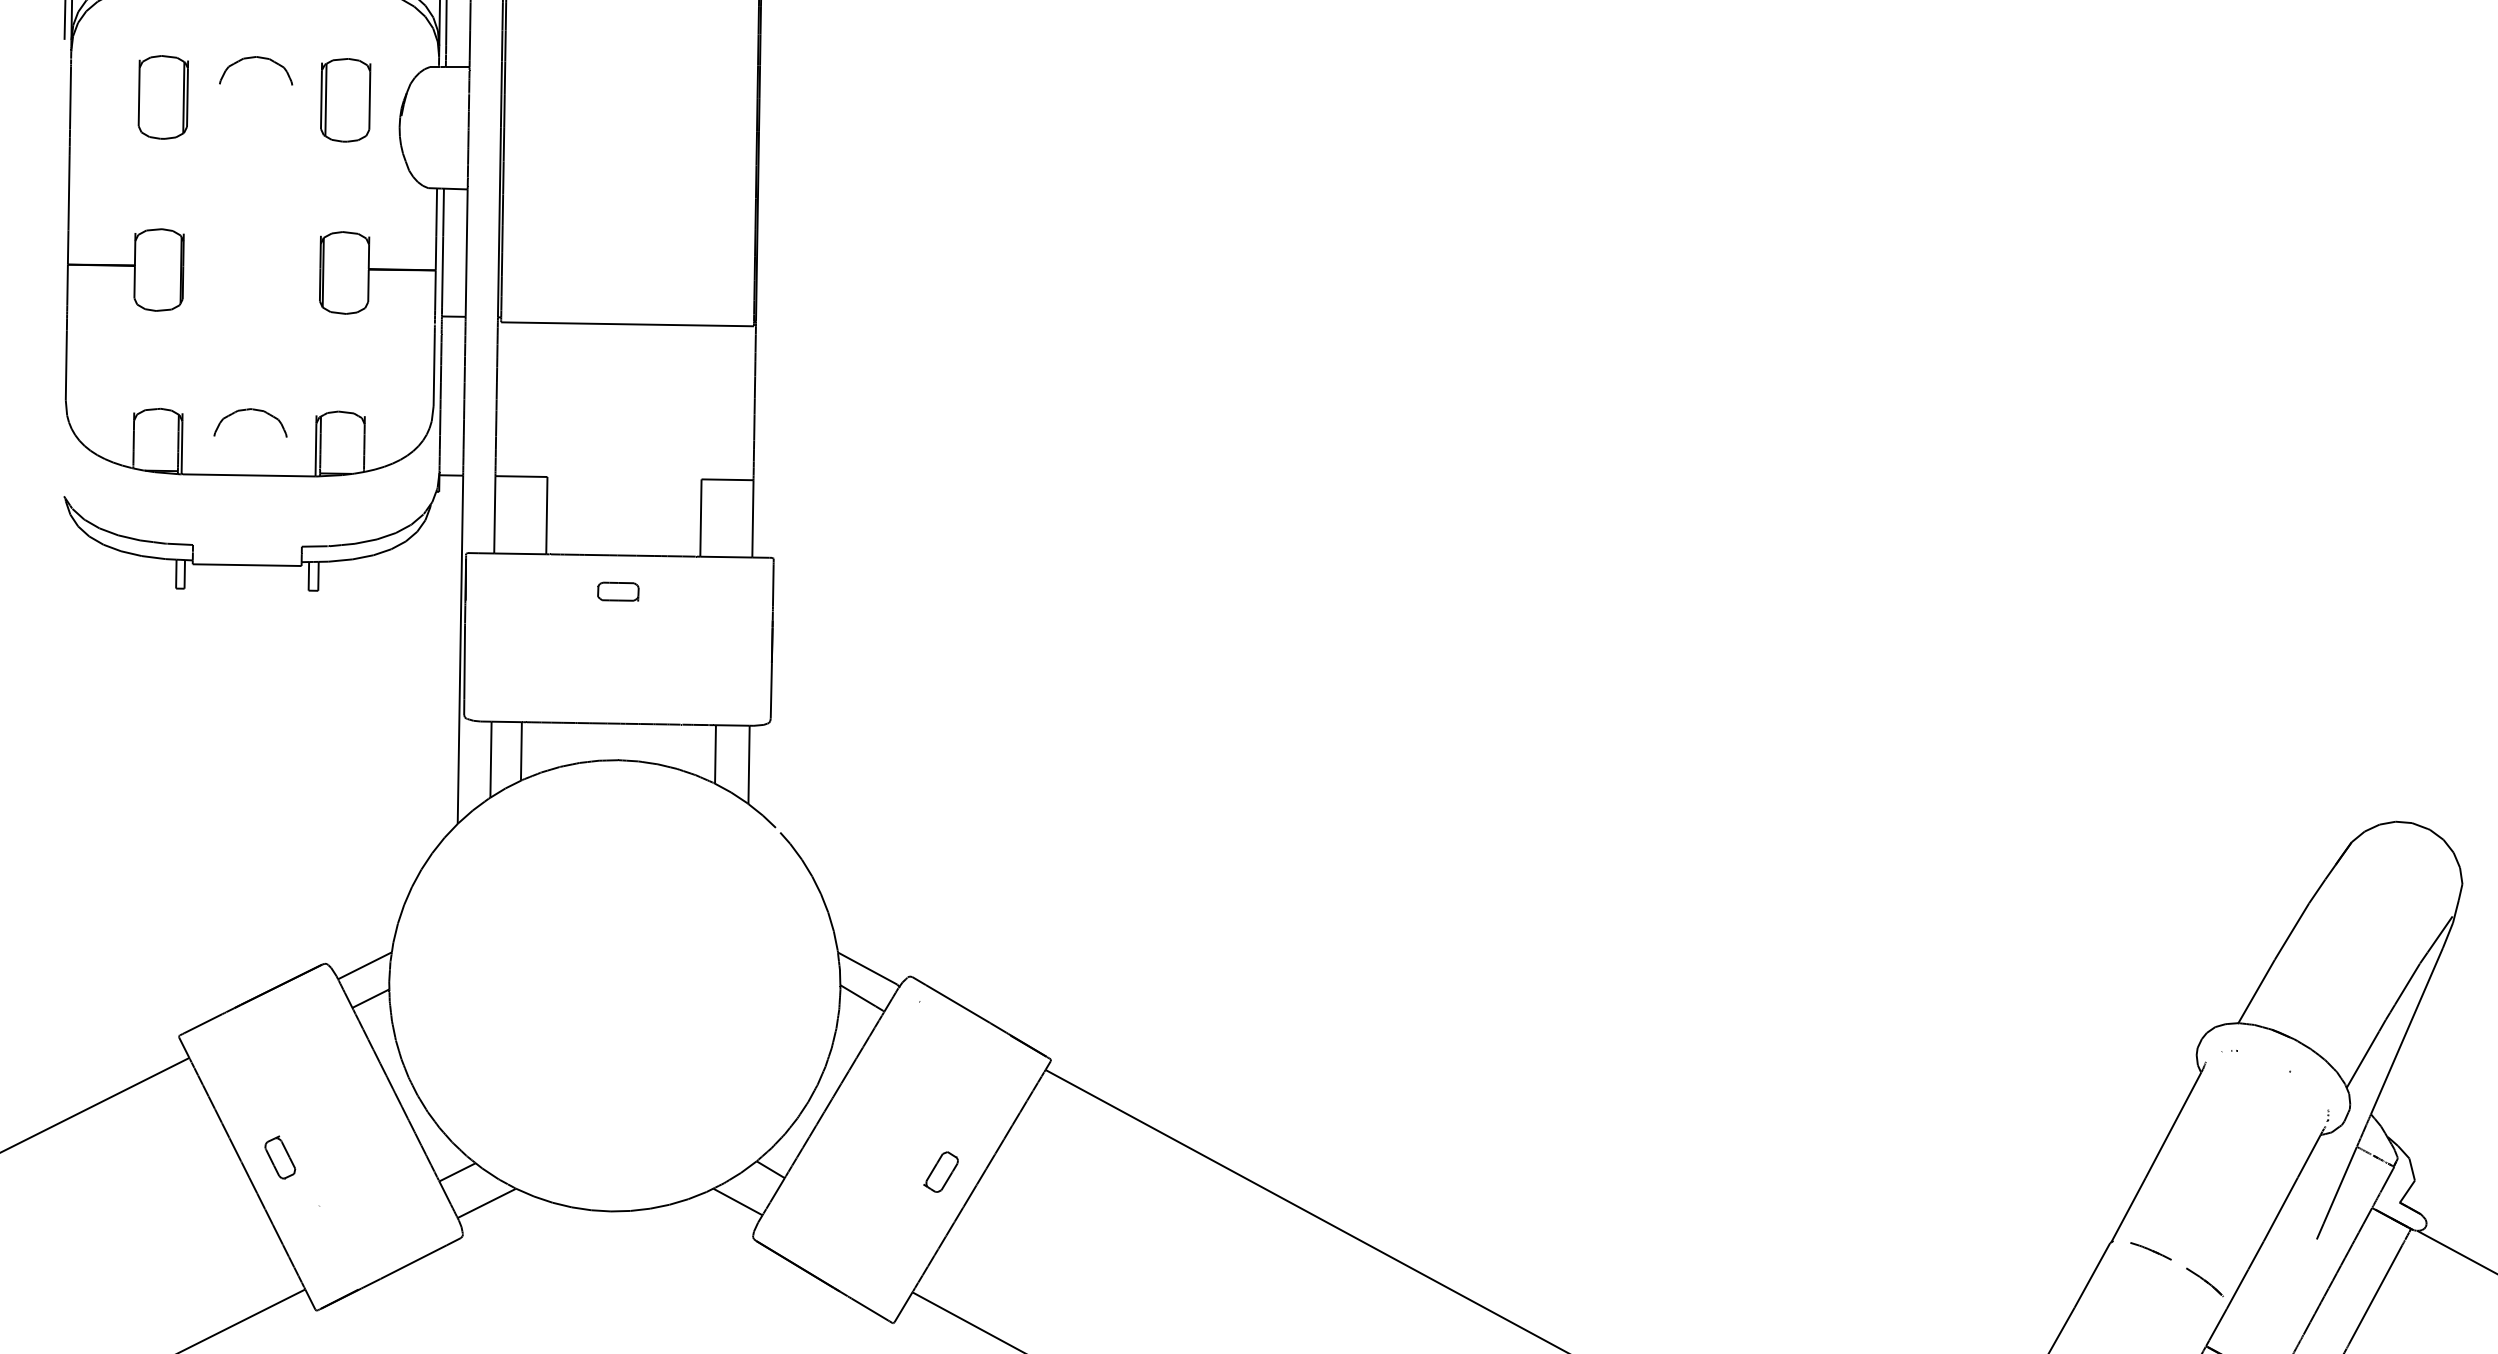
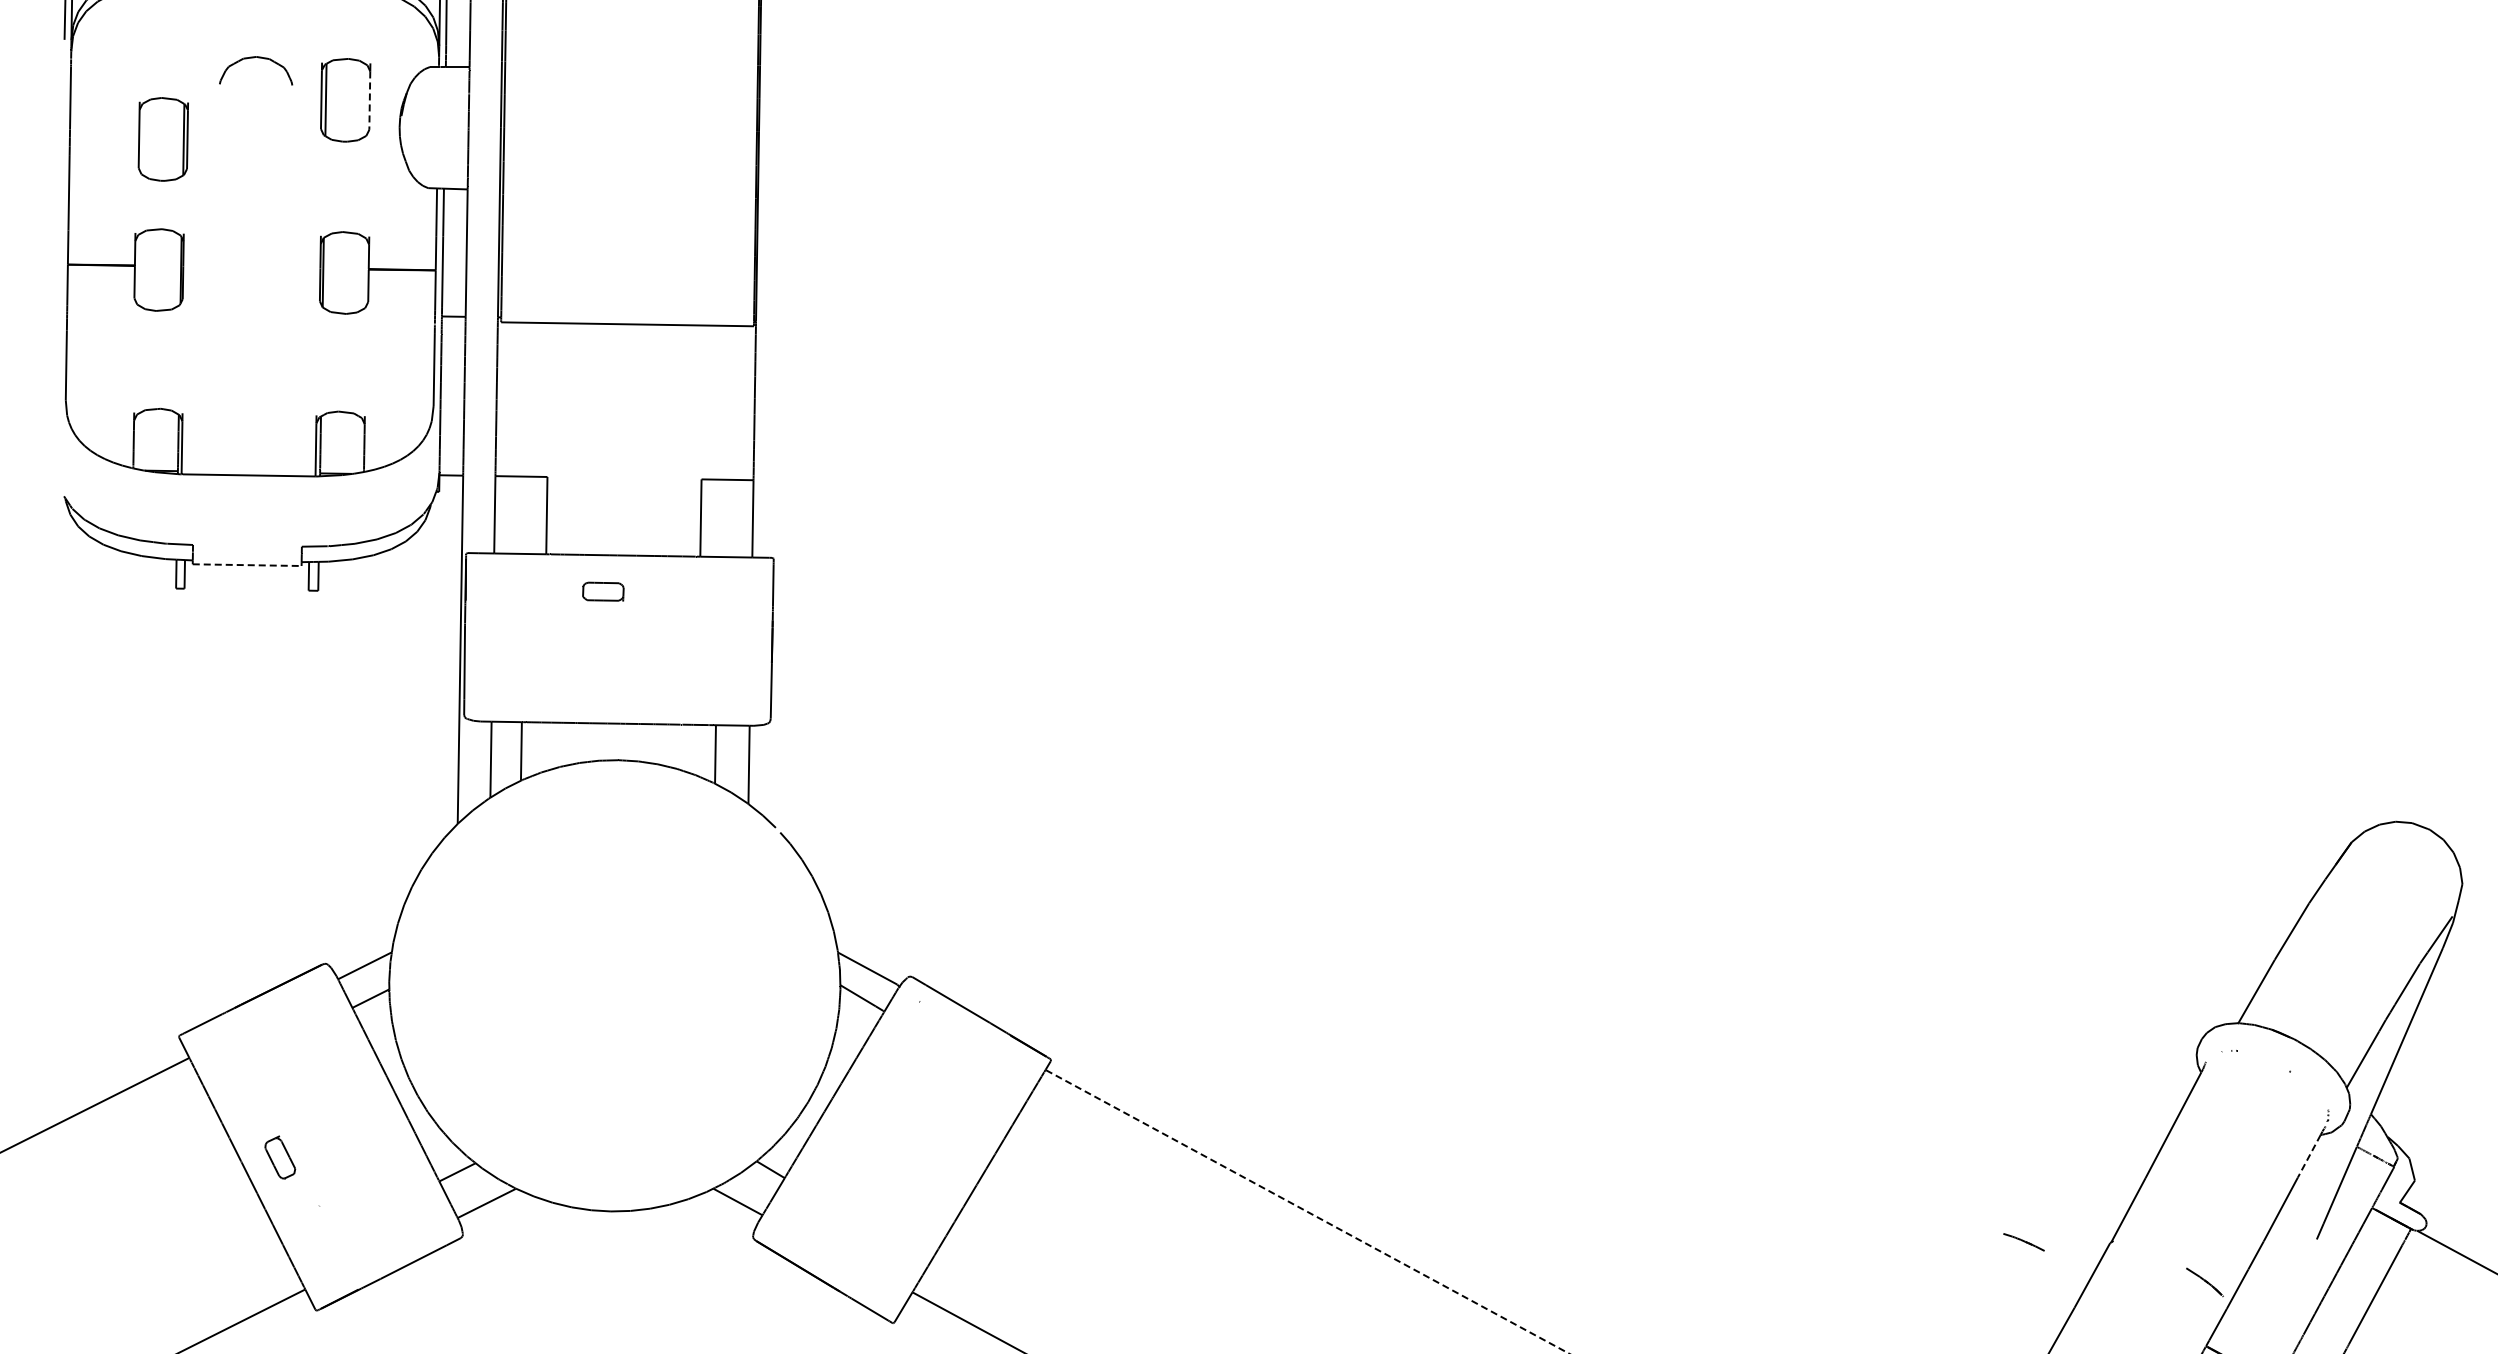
part position: (162, 97) -> (162, 139) (162, 139)
line: solid -> dashed (369, 101)
part: present -> none (249, 410)
line: solid -> dashed (247, 565)
part position: (618, 591) -> (603, 591) (603, 591)
line: solid -> dashed (2309, 1156)
part: present -> none (940, 1171)
line: solid -> dashed (1307, 1211)
part position: (2150, 1251) -> (2023, 1242) (2023, 1242)
